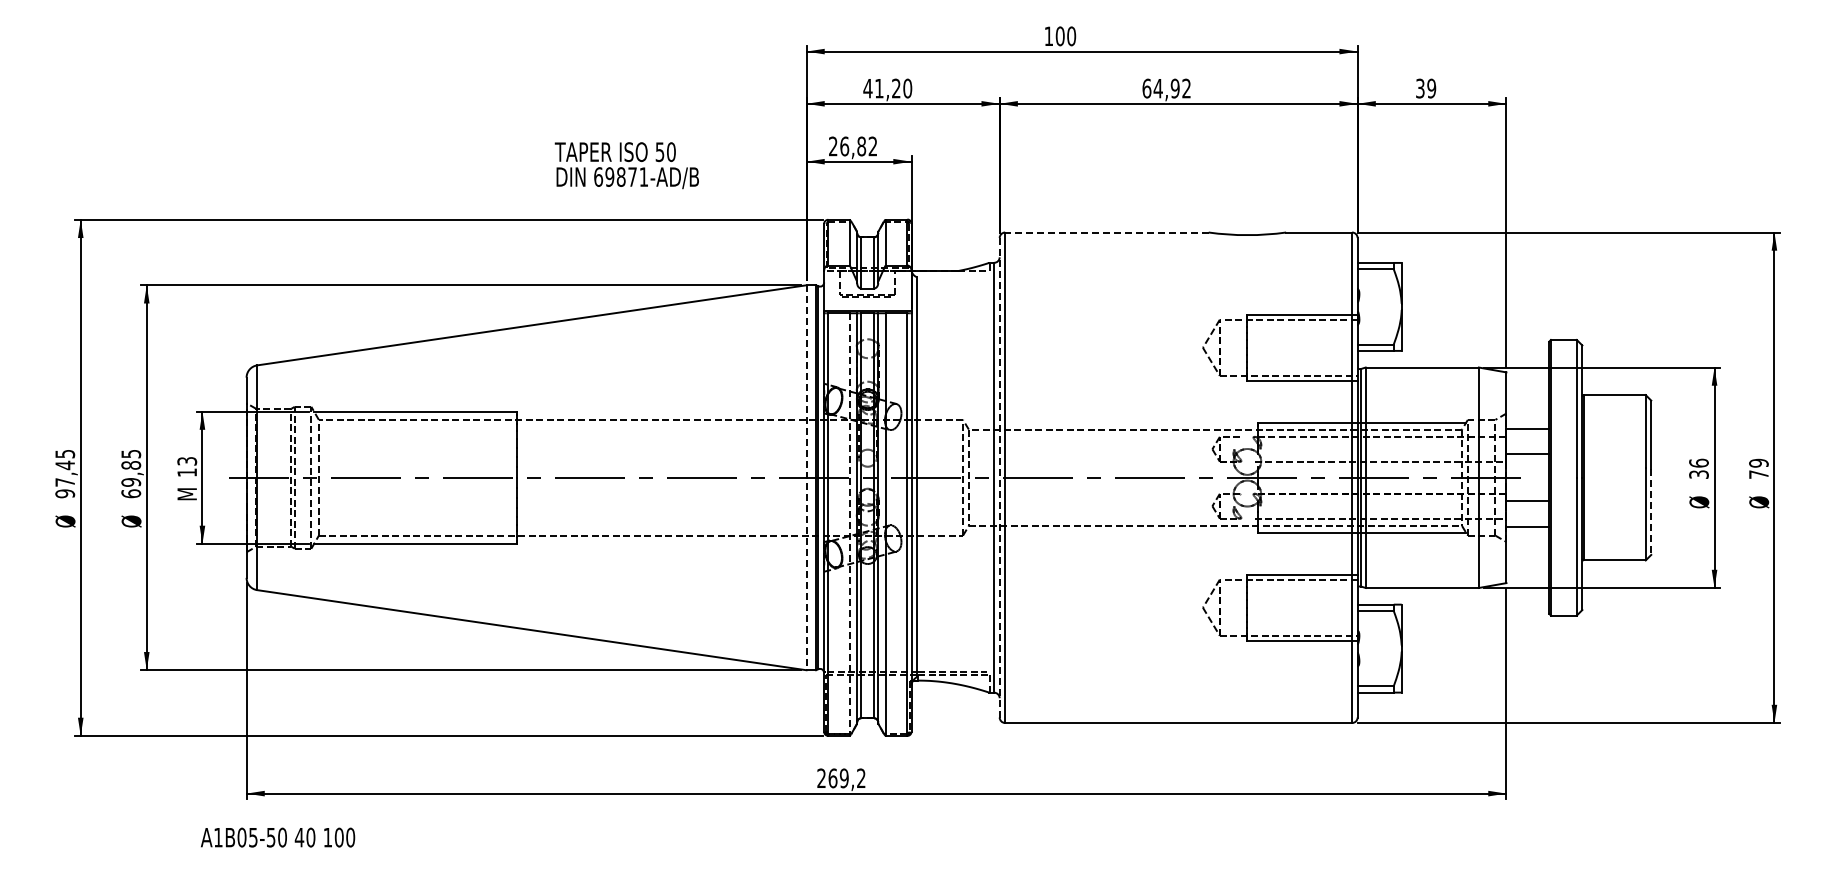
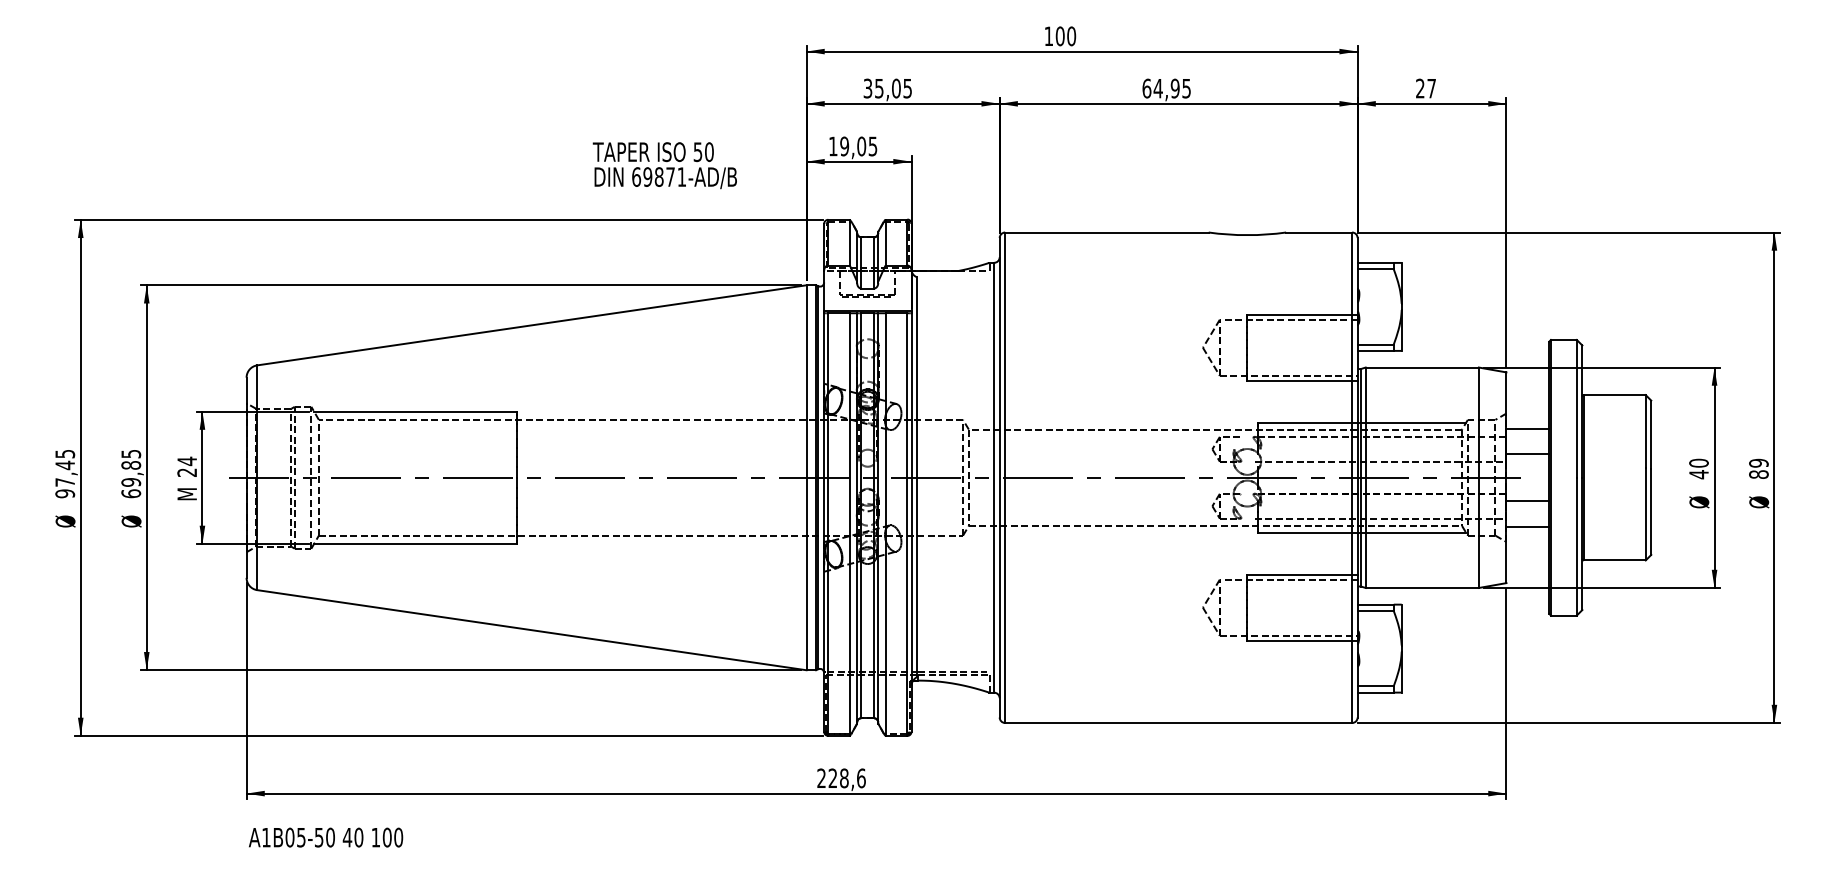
text: 41,20 -> 35,05 (887, 88)
text: 64,92 -> 64,95 (1186, 88)
text: 39 -> 27 (1426, 88)
text: 26,82 -> 19,05 (853, 146)
text position: (626, 165) -> (664, 165) (664, 165)
line: dashed -> solid (1106, 232)
text: 13 -> 24 (187, 466)
text: 36 -> 40 (1698, 468)
text: 79 -> 89 (1758, 474)
line: dashed -> solid (999, 477)
line: dashed -> solid (806, 478)
line: dashed -> solid (1651, 512)
line: dashed -> solid (849, 525)
text: 269,2 -> 228,6 (846, 778)
text position: (278, 837) -> (326, 837) (326, 837)
